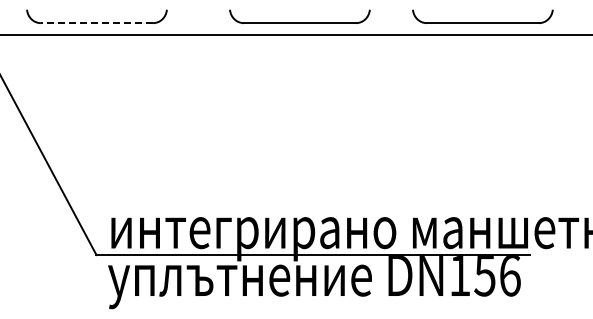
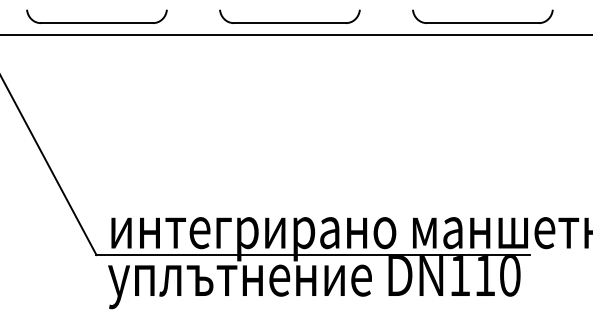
part position: (299, 16) -> (289, 16) (289, 16)
line: dashed -> solid (96, 23)
text: DN156 -> DN110 (497, 276)
